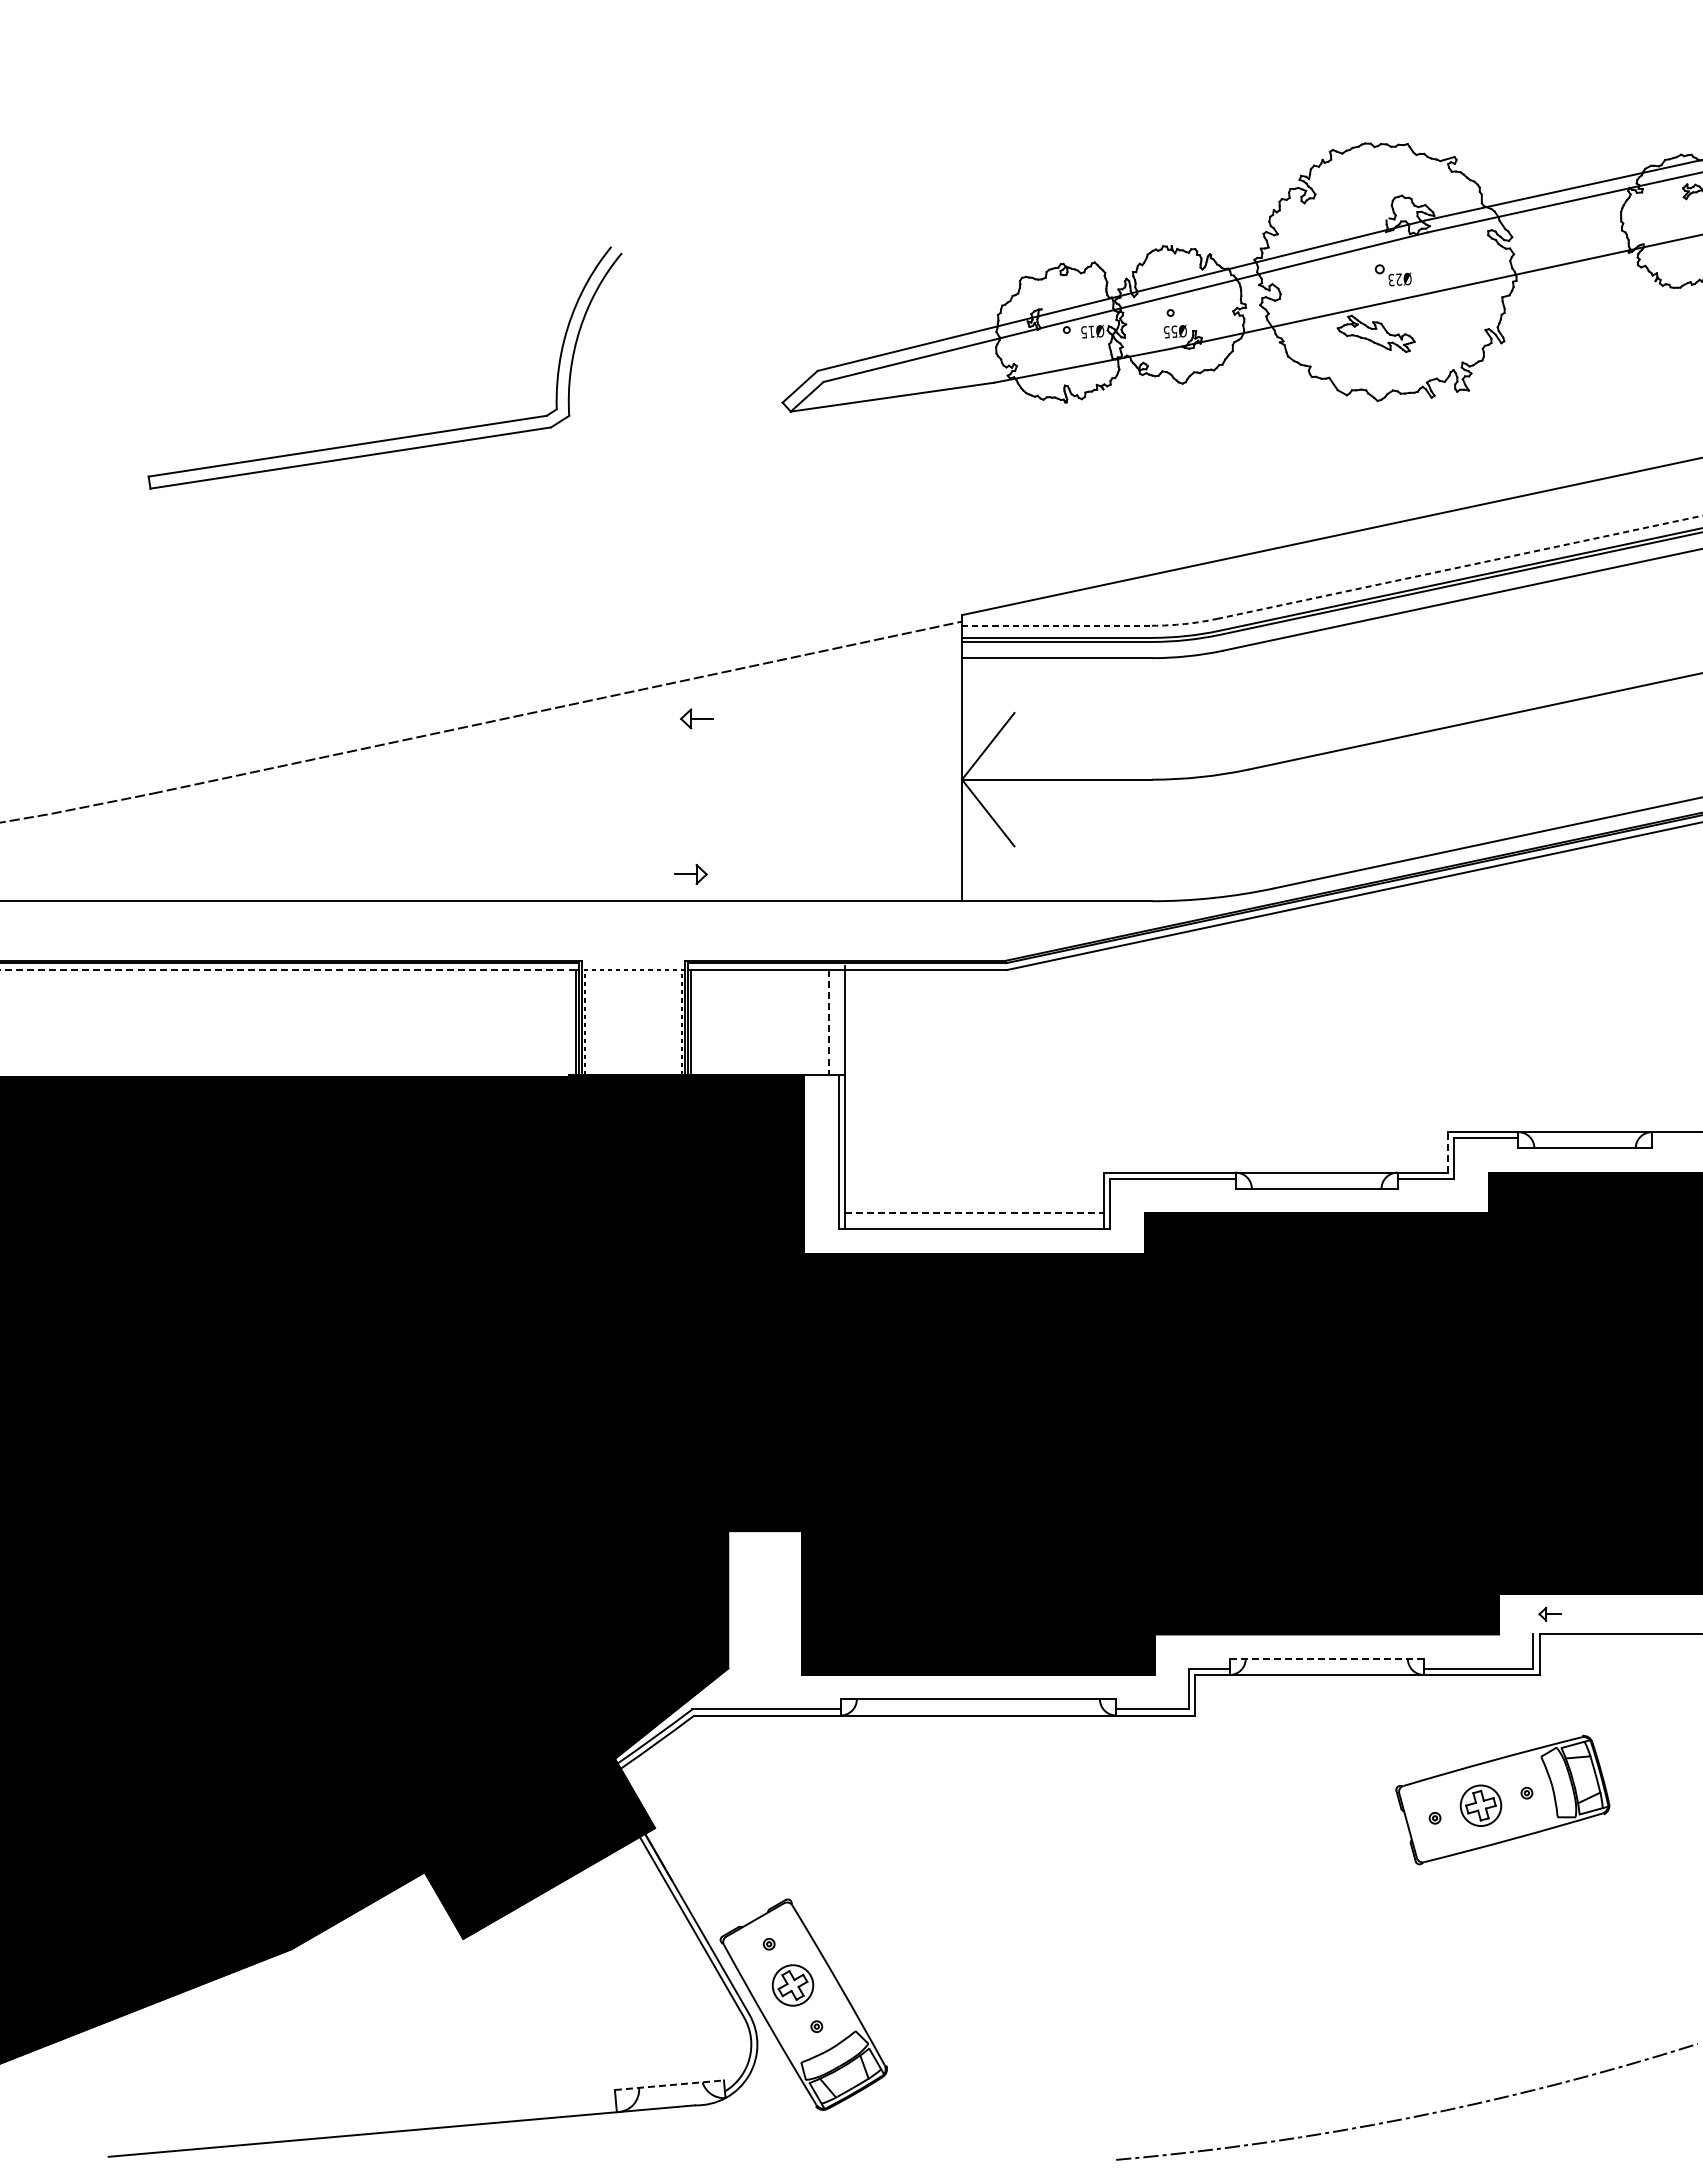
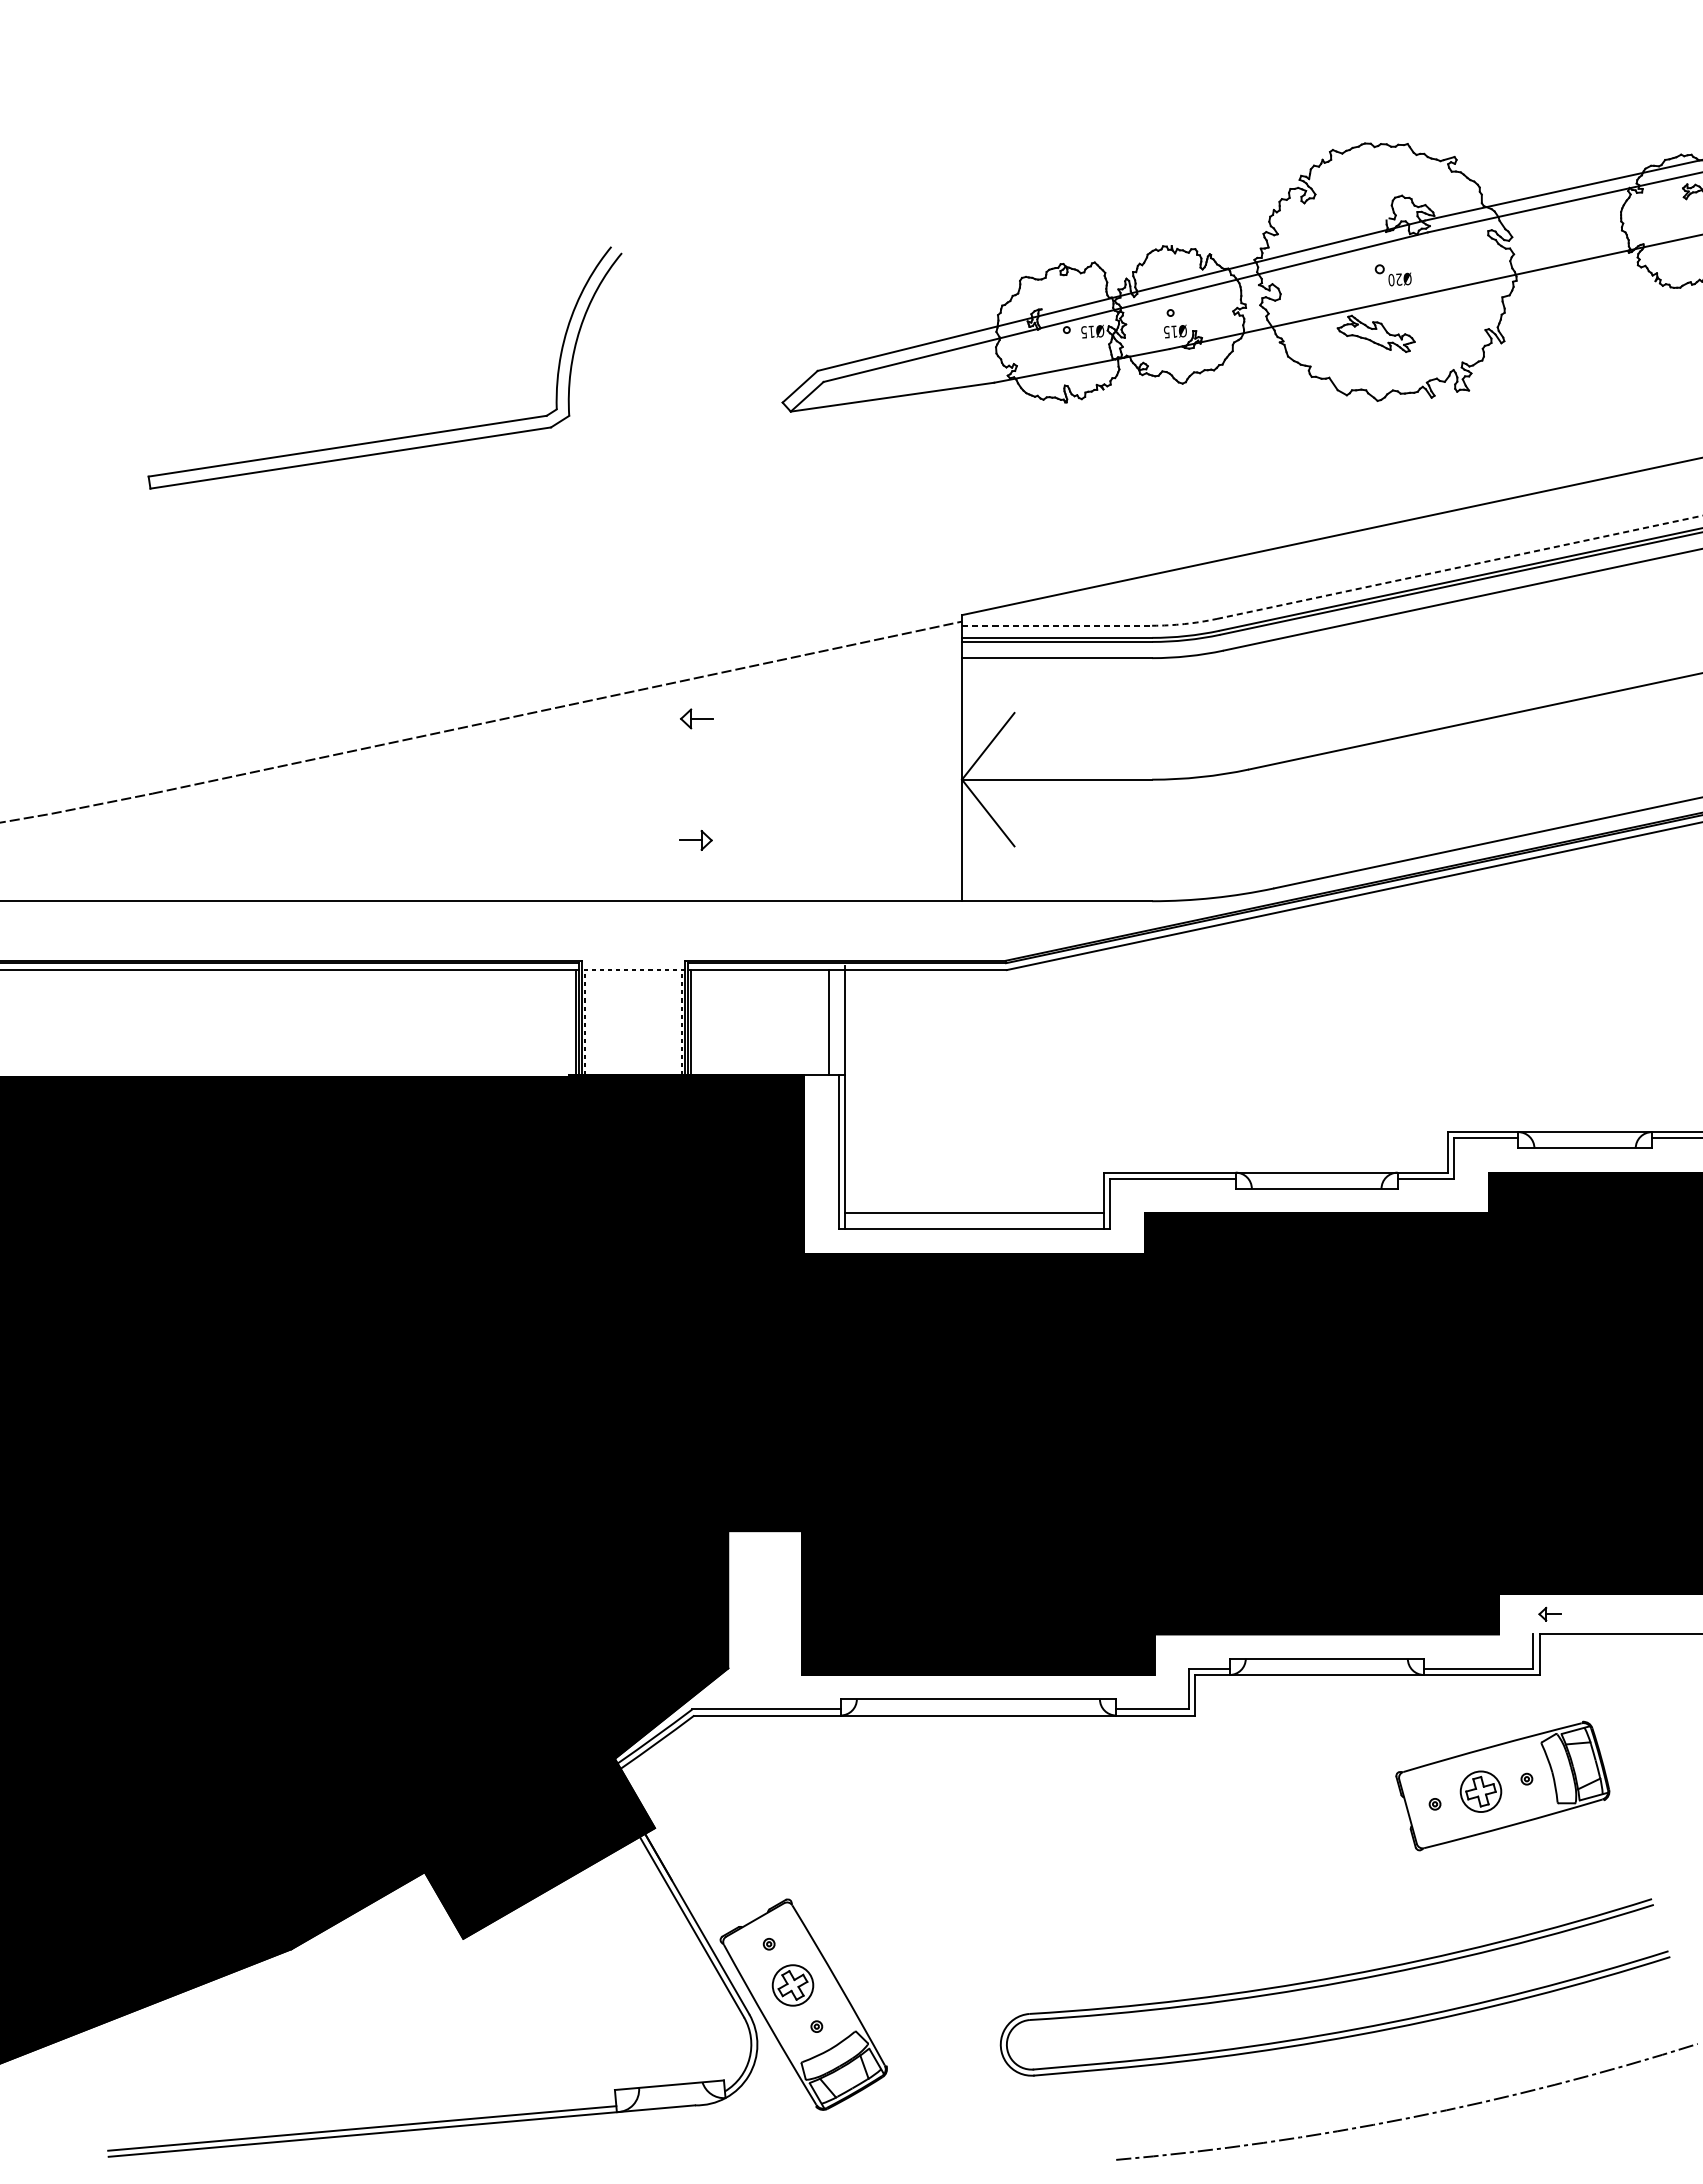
text: Ø23 -> Ø20 (1391, 279)
text: Ø55 -> Ø15 (1174, 331)
part position: (690, 874) -> (695, 840) (695, 840)
line: dashed -> solid (287, 970)
line: dashed -> solid (828, 1022)
line: none -> present (1675, 1138)
line: dashed -> solid (1448, 1151)
line: dashed -> solid (974, 1213)
line: dashed -> solid (1327, 1658)
part position: (1502, 1799) -> (1502, 1785) (1502, 1785)
part: none -> present (1334, 1987)
line: dashed -> solid (669, 2085)
line: none -> present (362, 2128)
